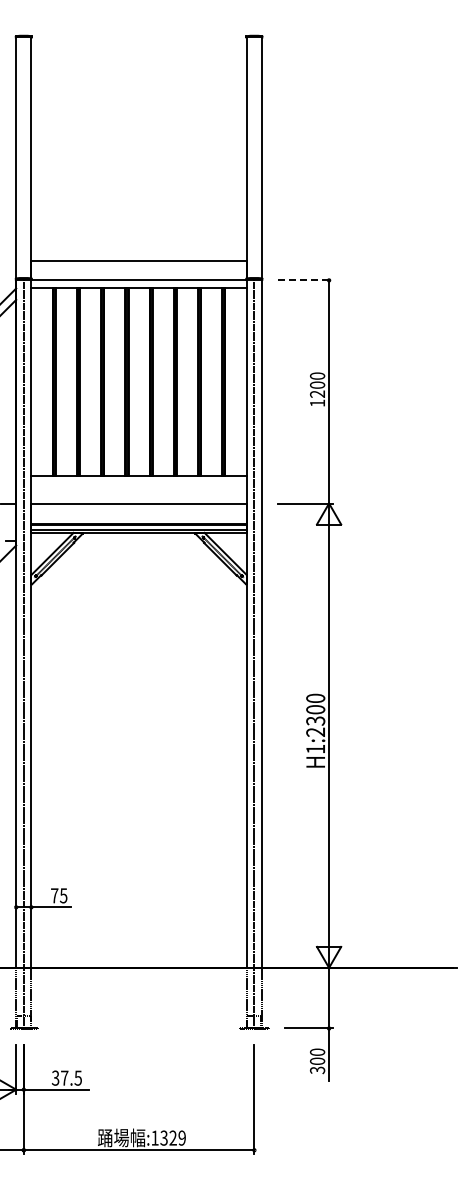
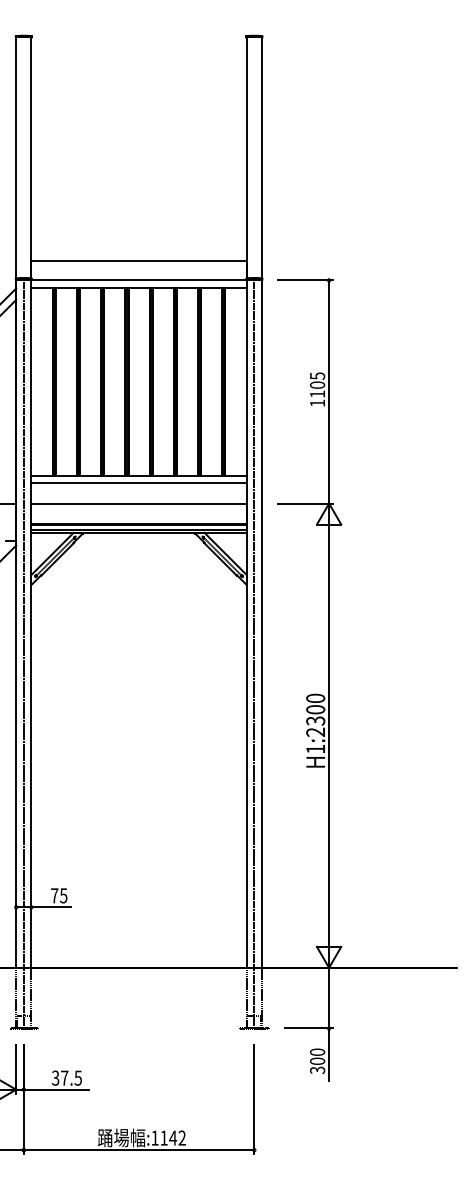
line: dashed -> solid (305, 280)
text: 1200 -> 1105 (317, 384)
line: none -> present (138, 483)
text: :1329 -> :1142 (172, 1137)
